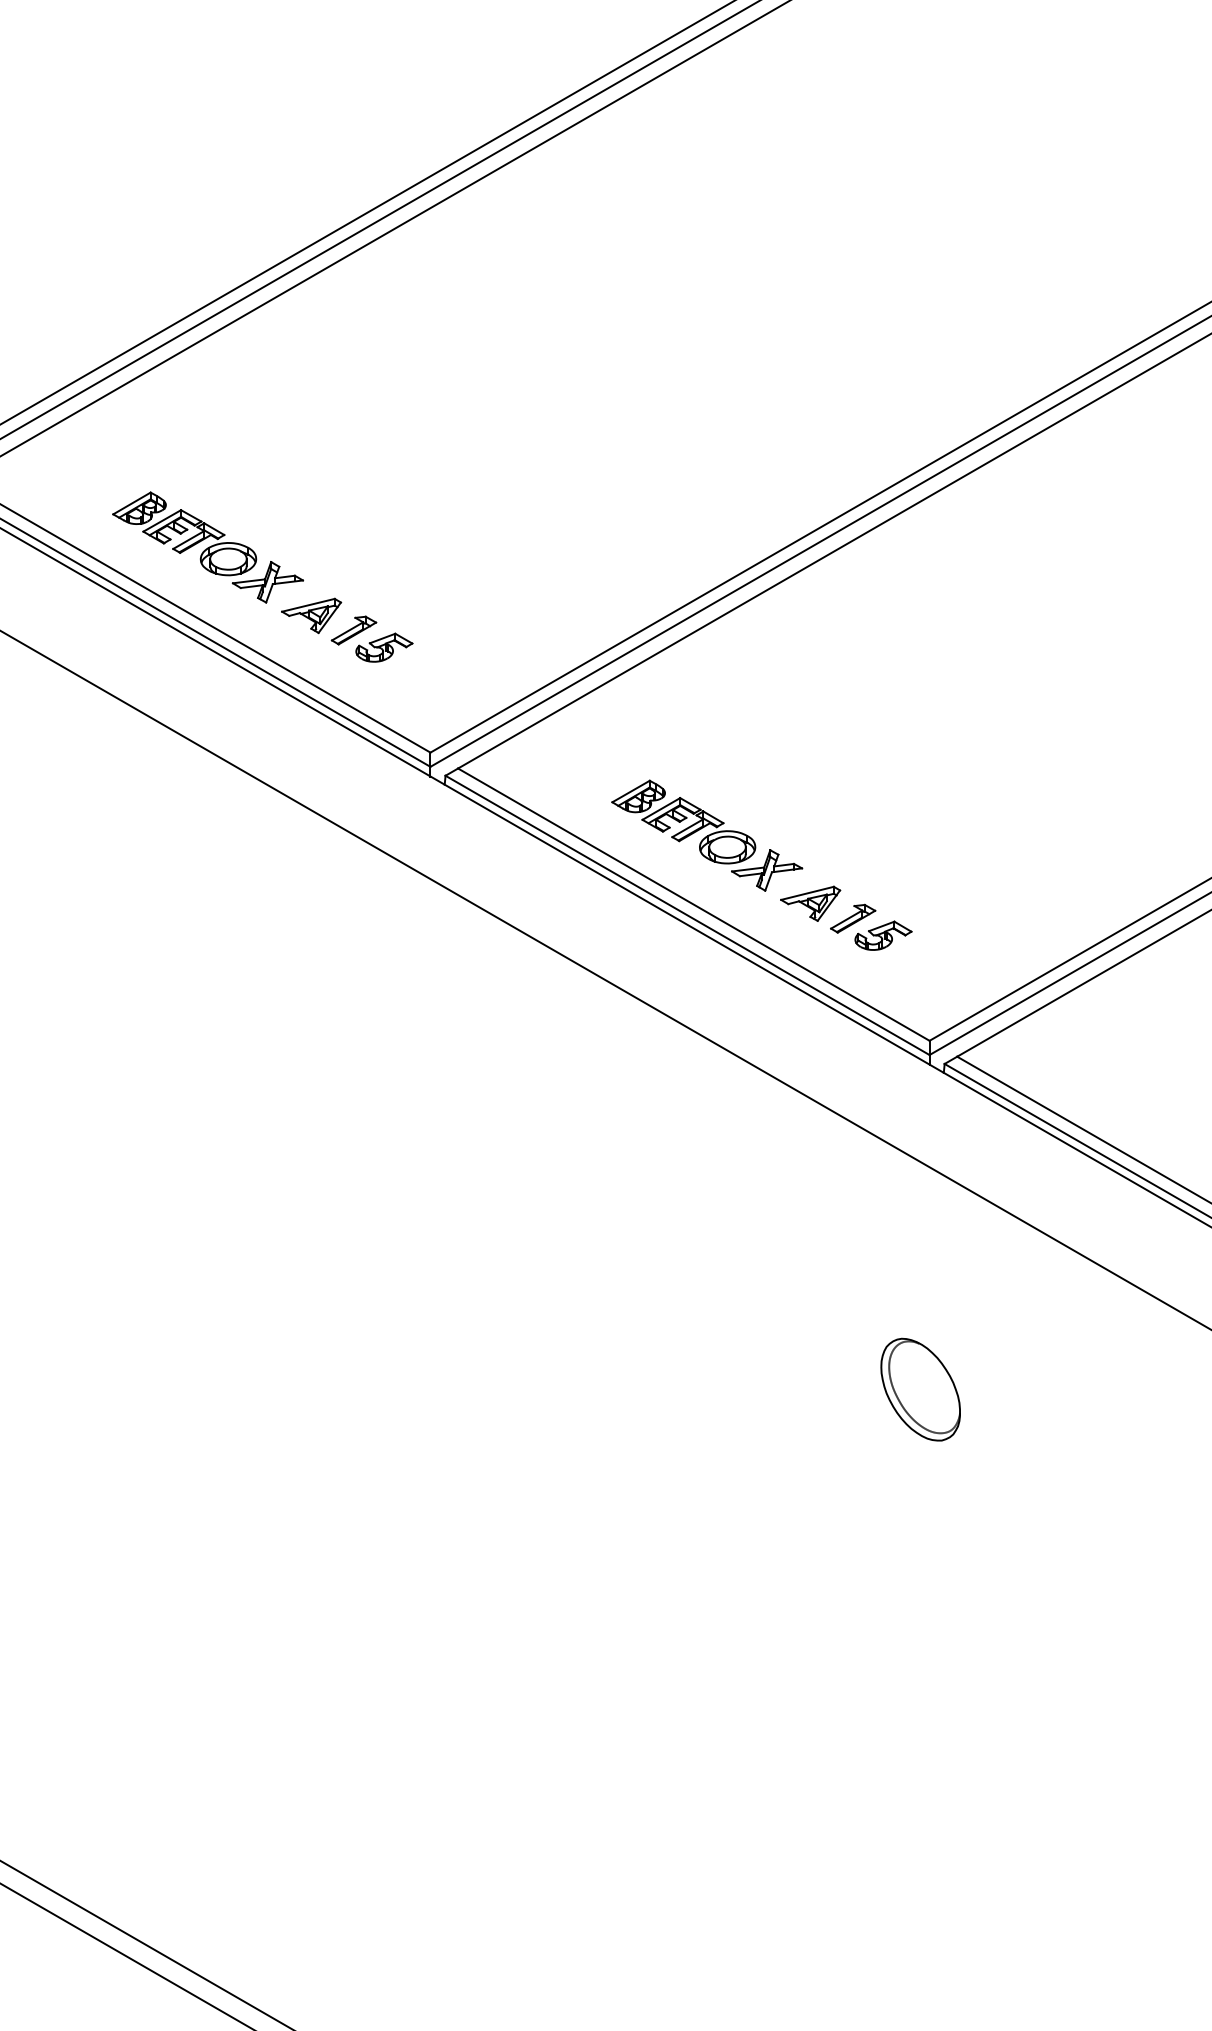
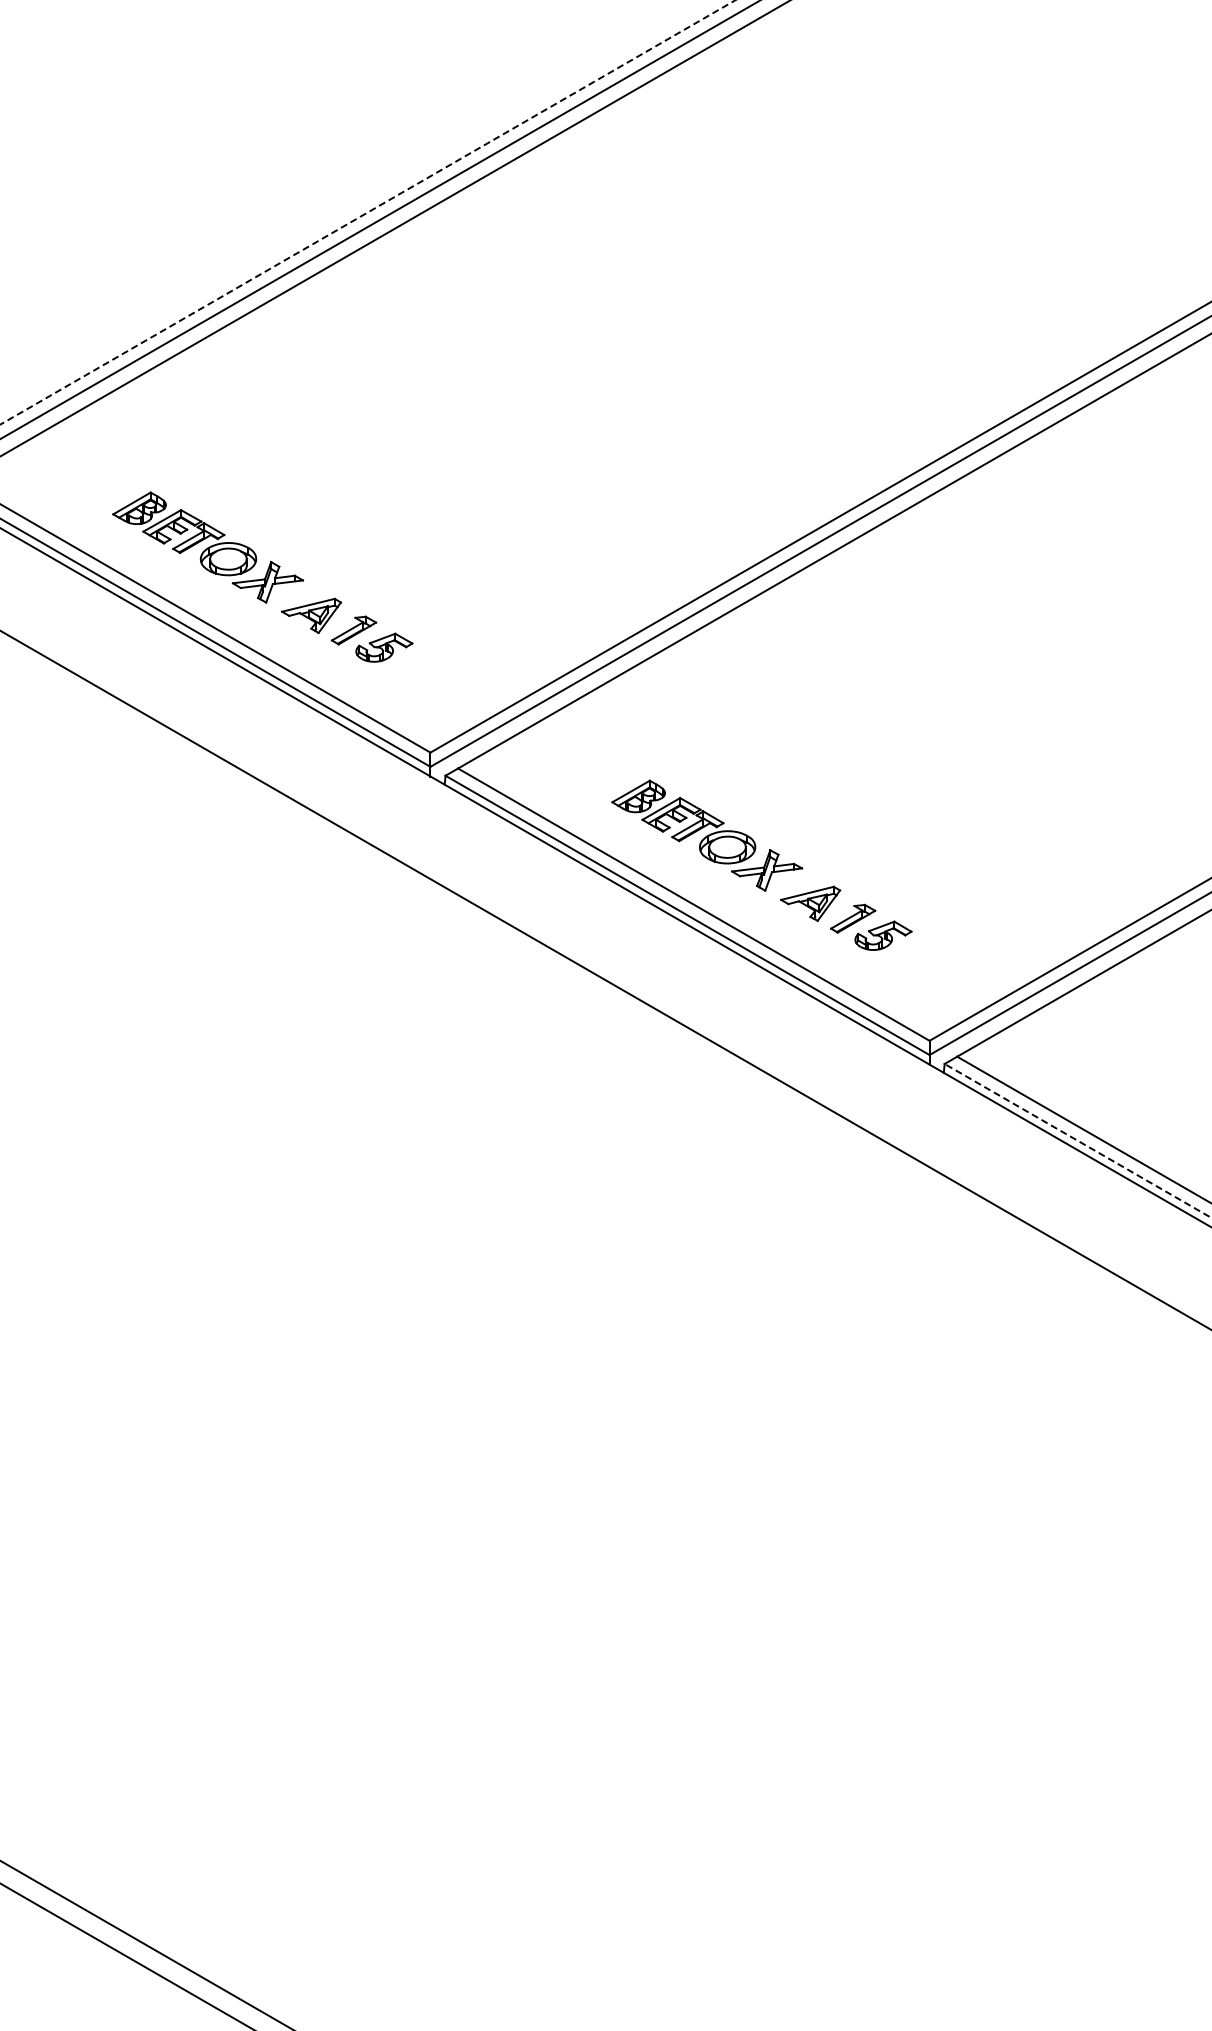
line: solid -> dashed (368, 212)
line: solid -> dashed (1078, 1140)
part: present -> none (920, 1389)
